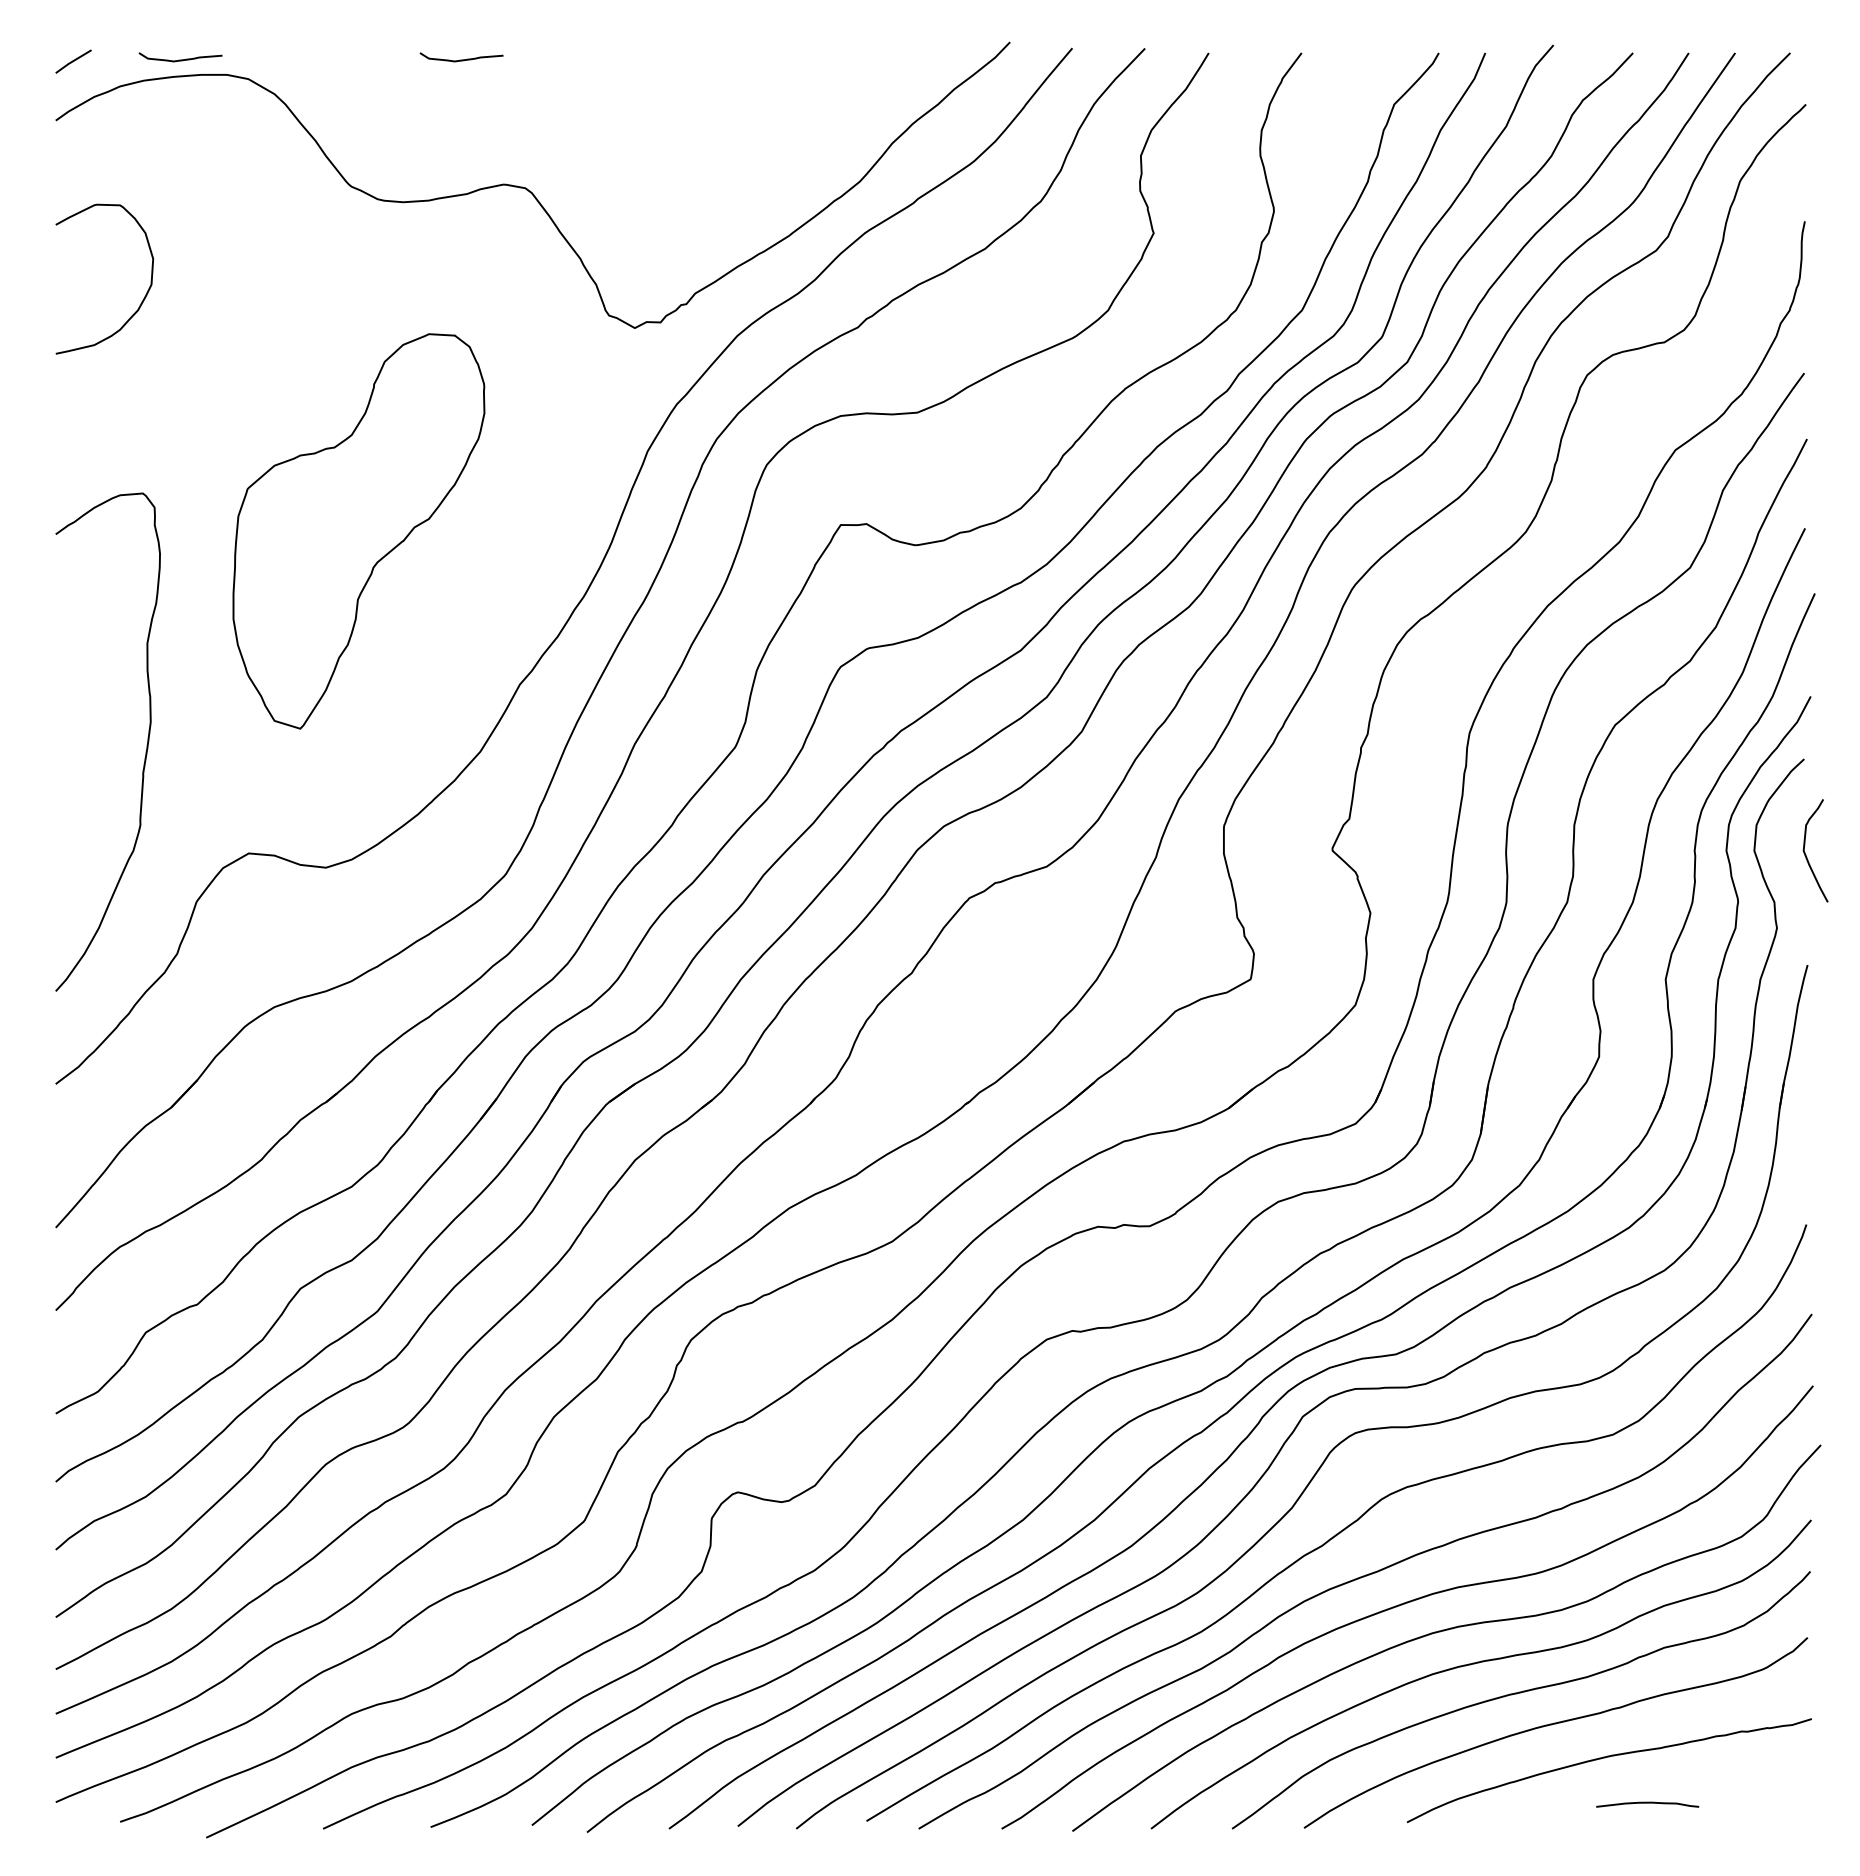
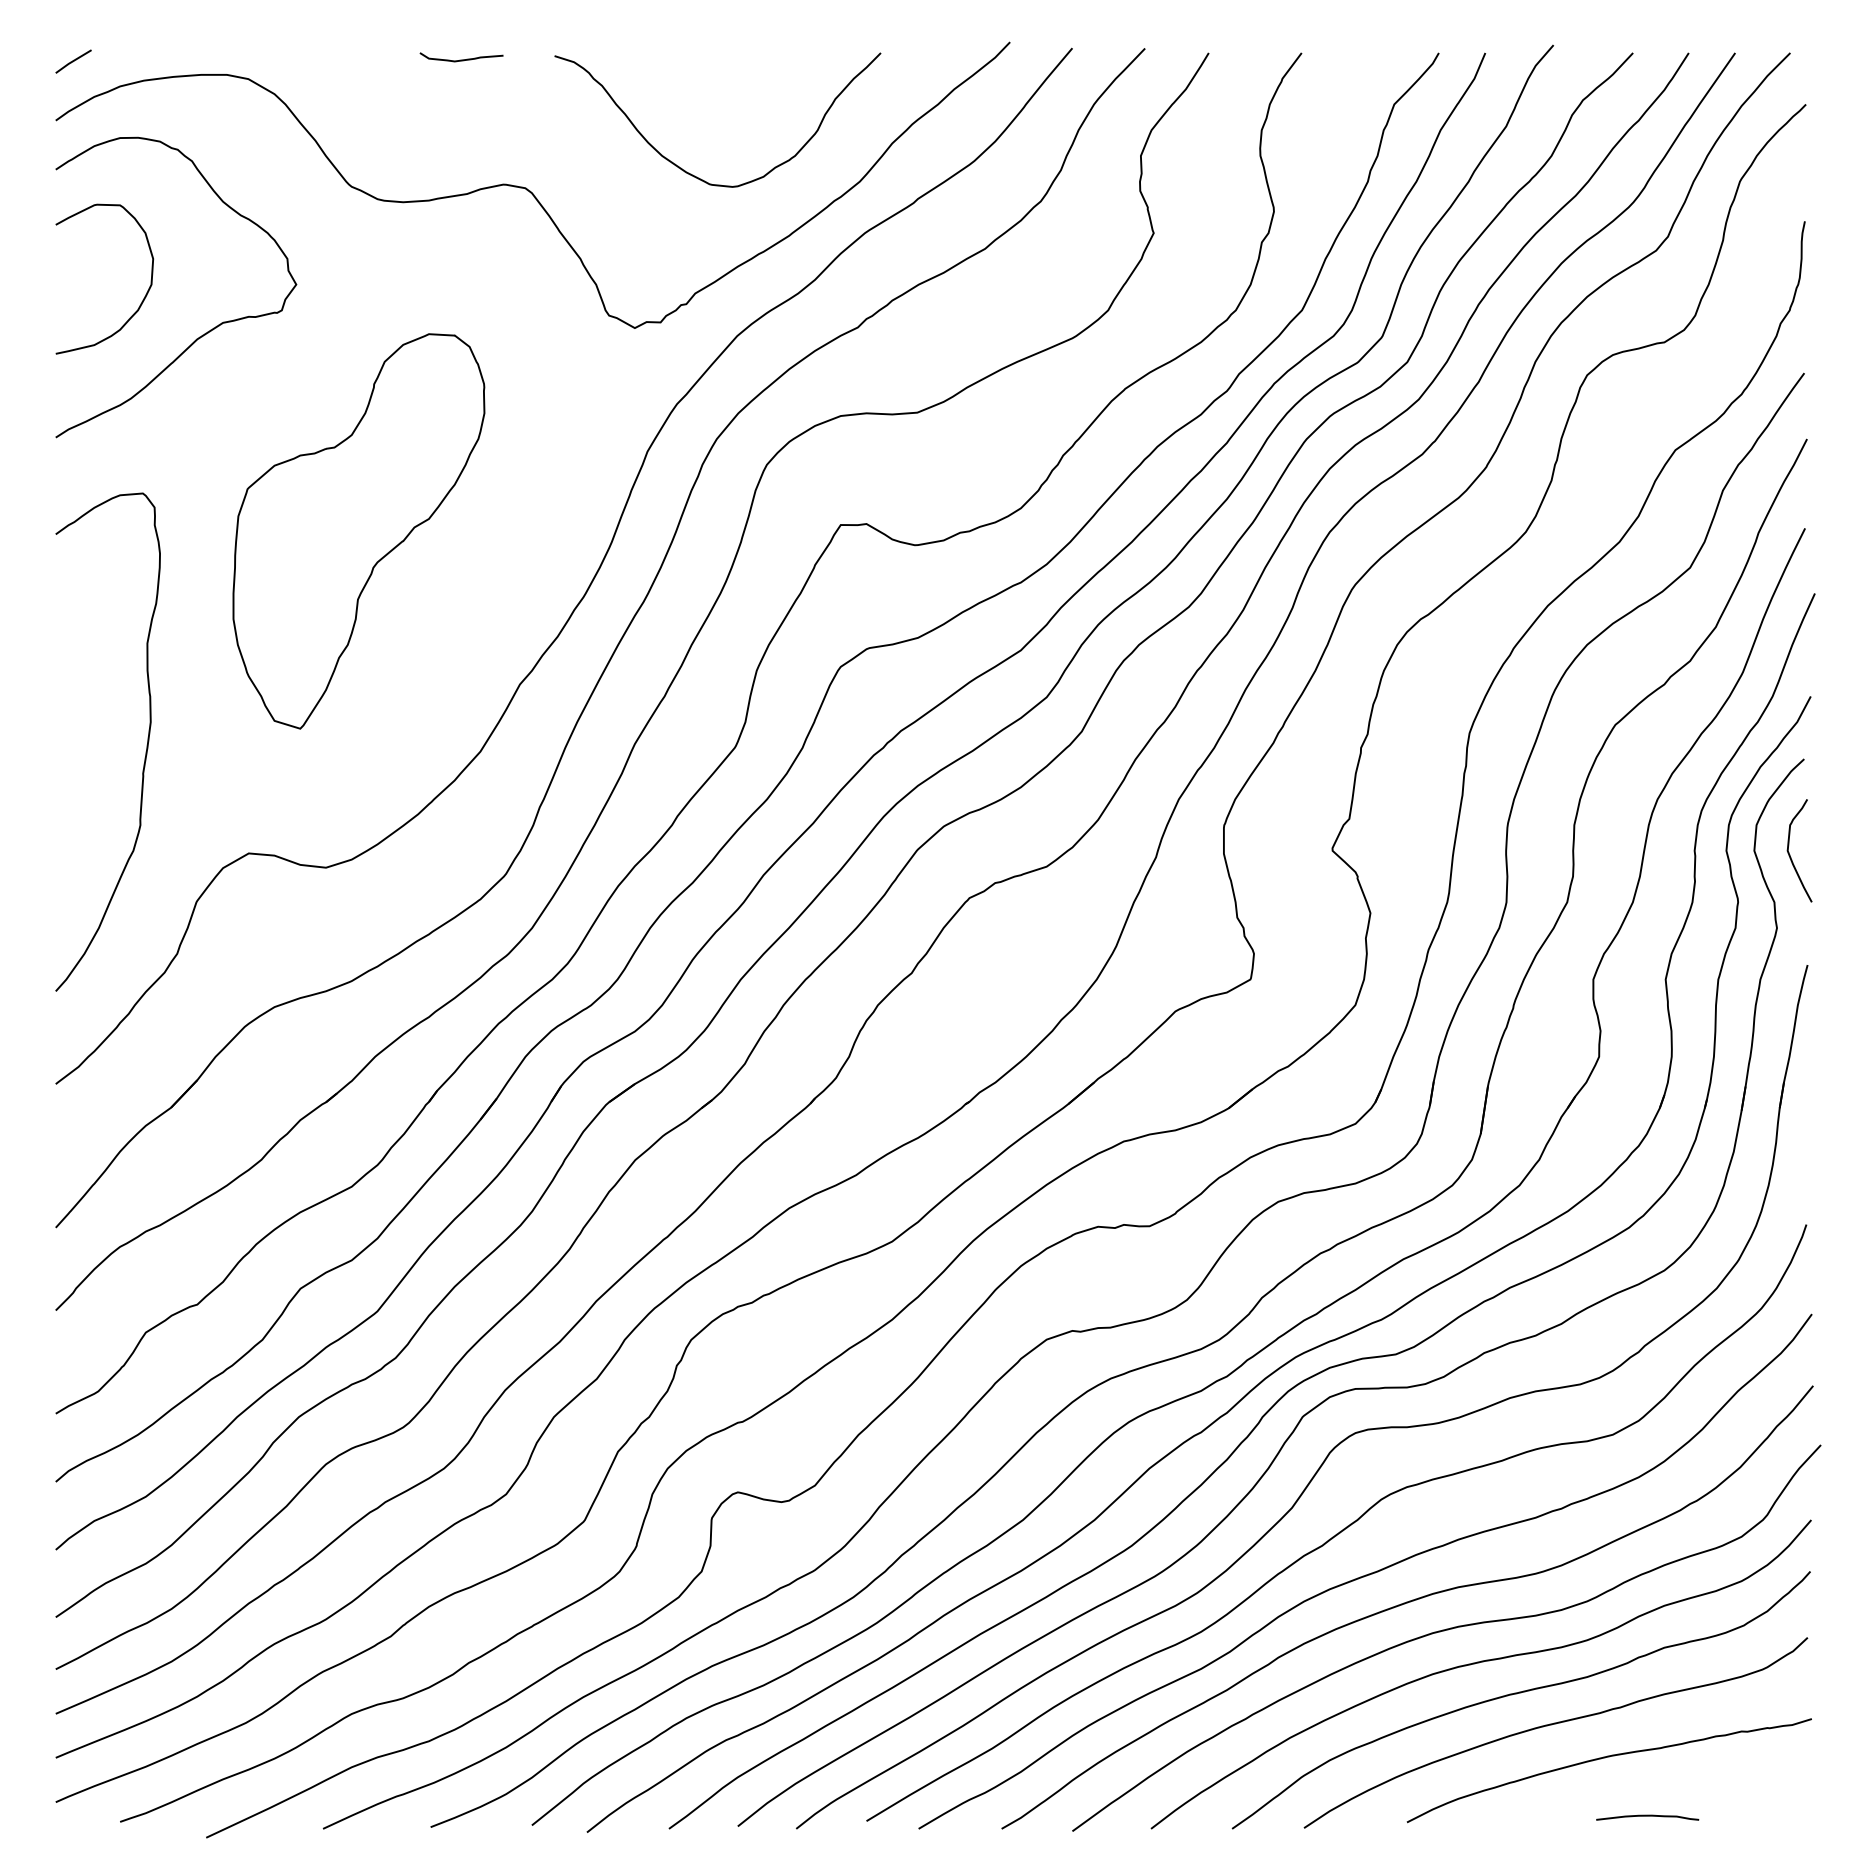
curve: present -> none (180, 59)
curve: none -> present (689, 172)
curve: none -> present (202, 334)
curve position: (1806, 854) -> (1790, 854) (1790, 854)
curve position: (1647, 1803) -> (1647, 1816) (1647, 1816)
